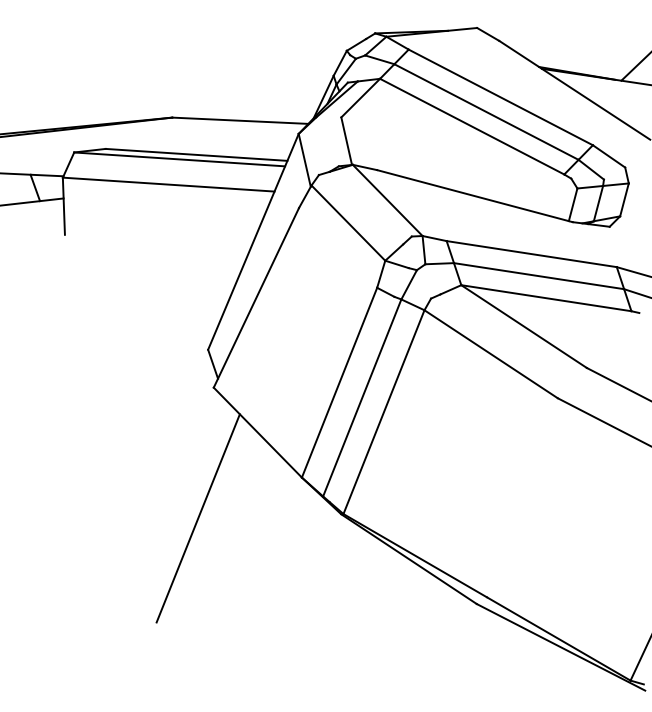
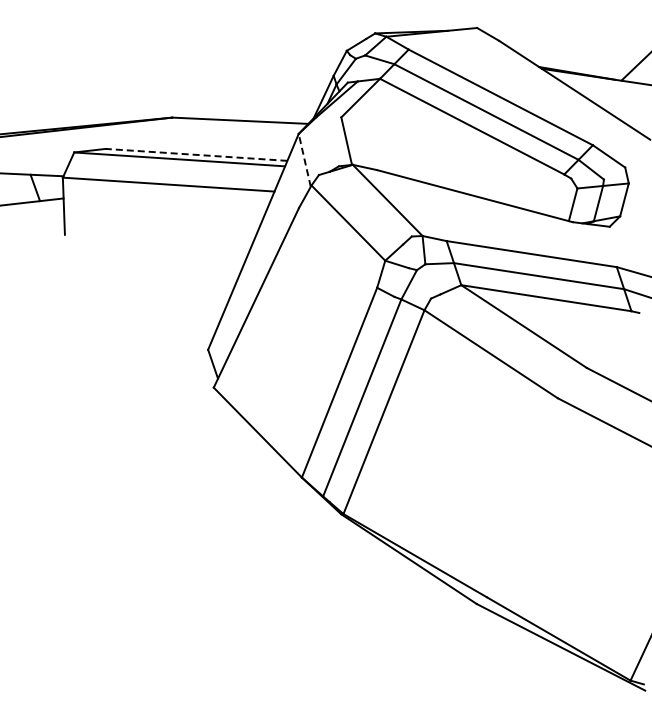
line: solid -> dashed (196, 154)
line: solid -> dashed (304, 159)
line: present -> none (197, 518)
